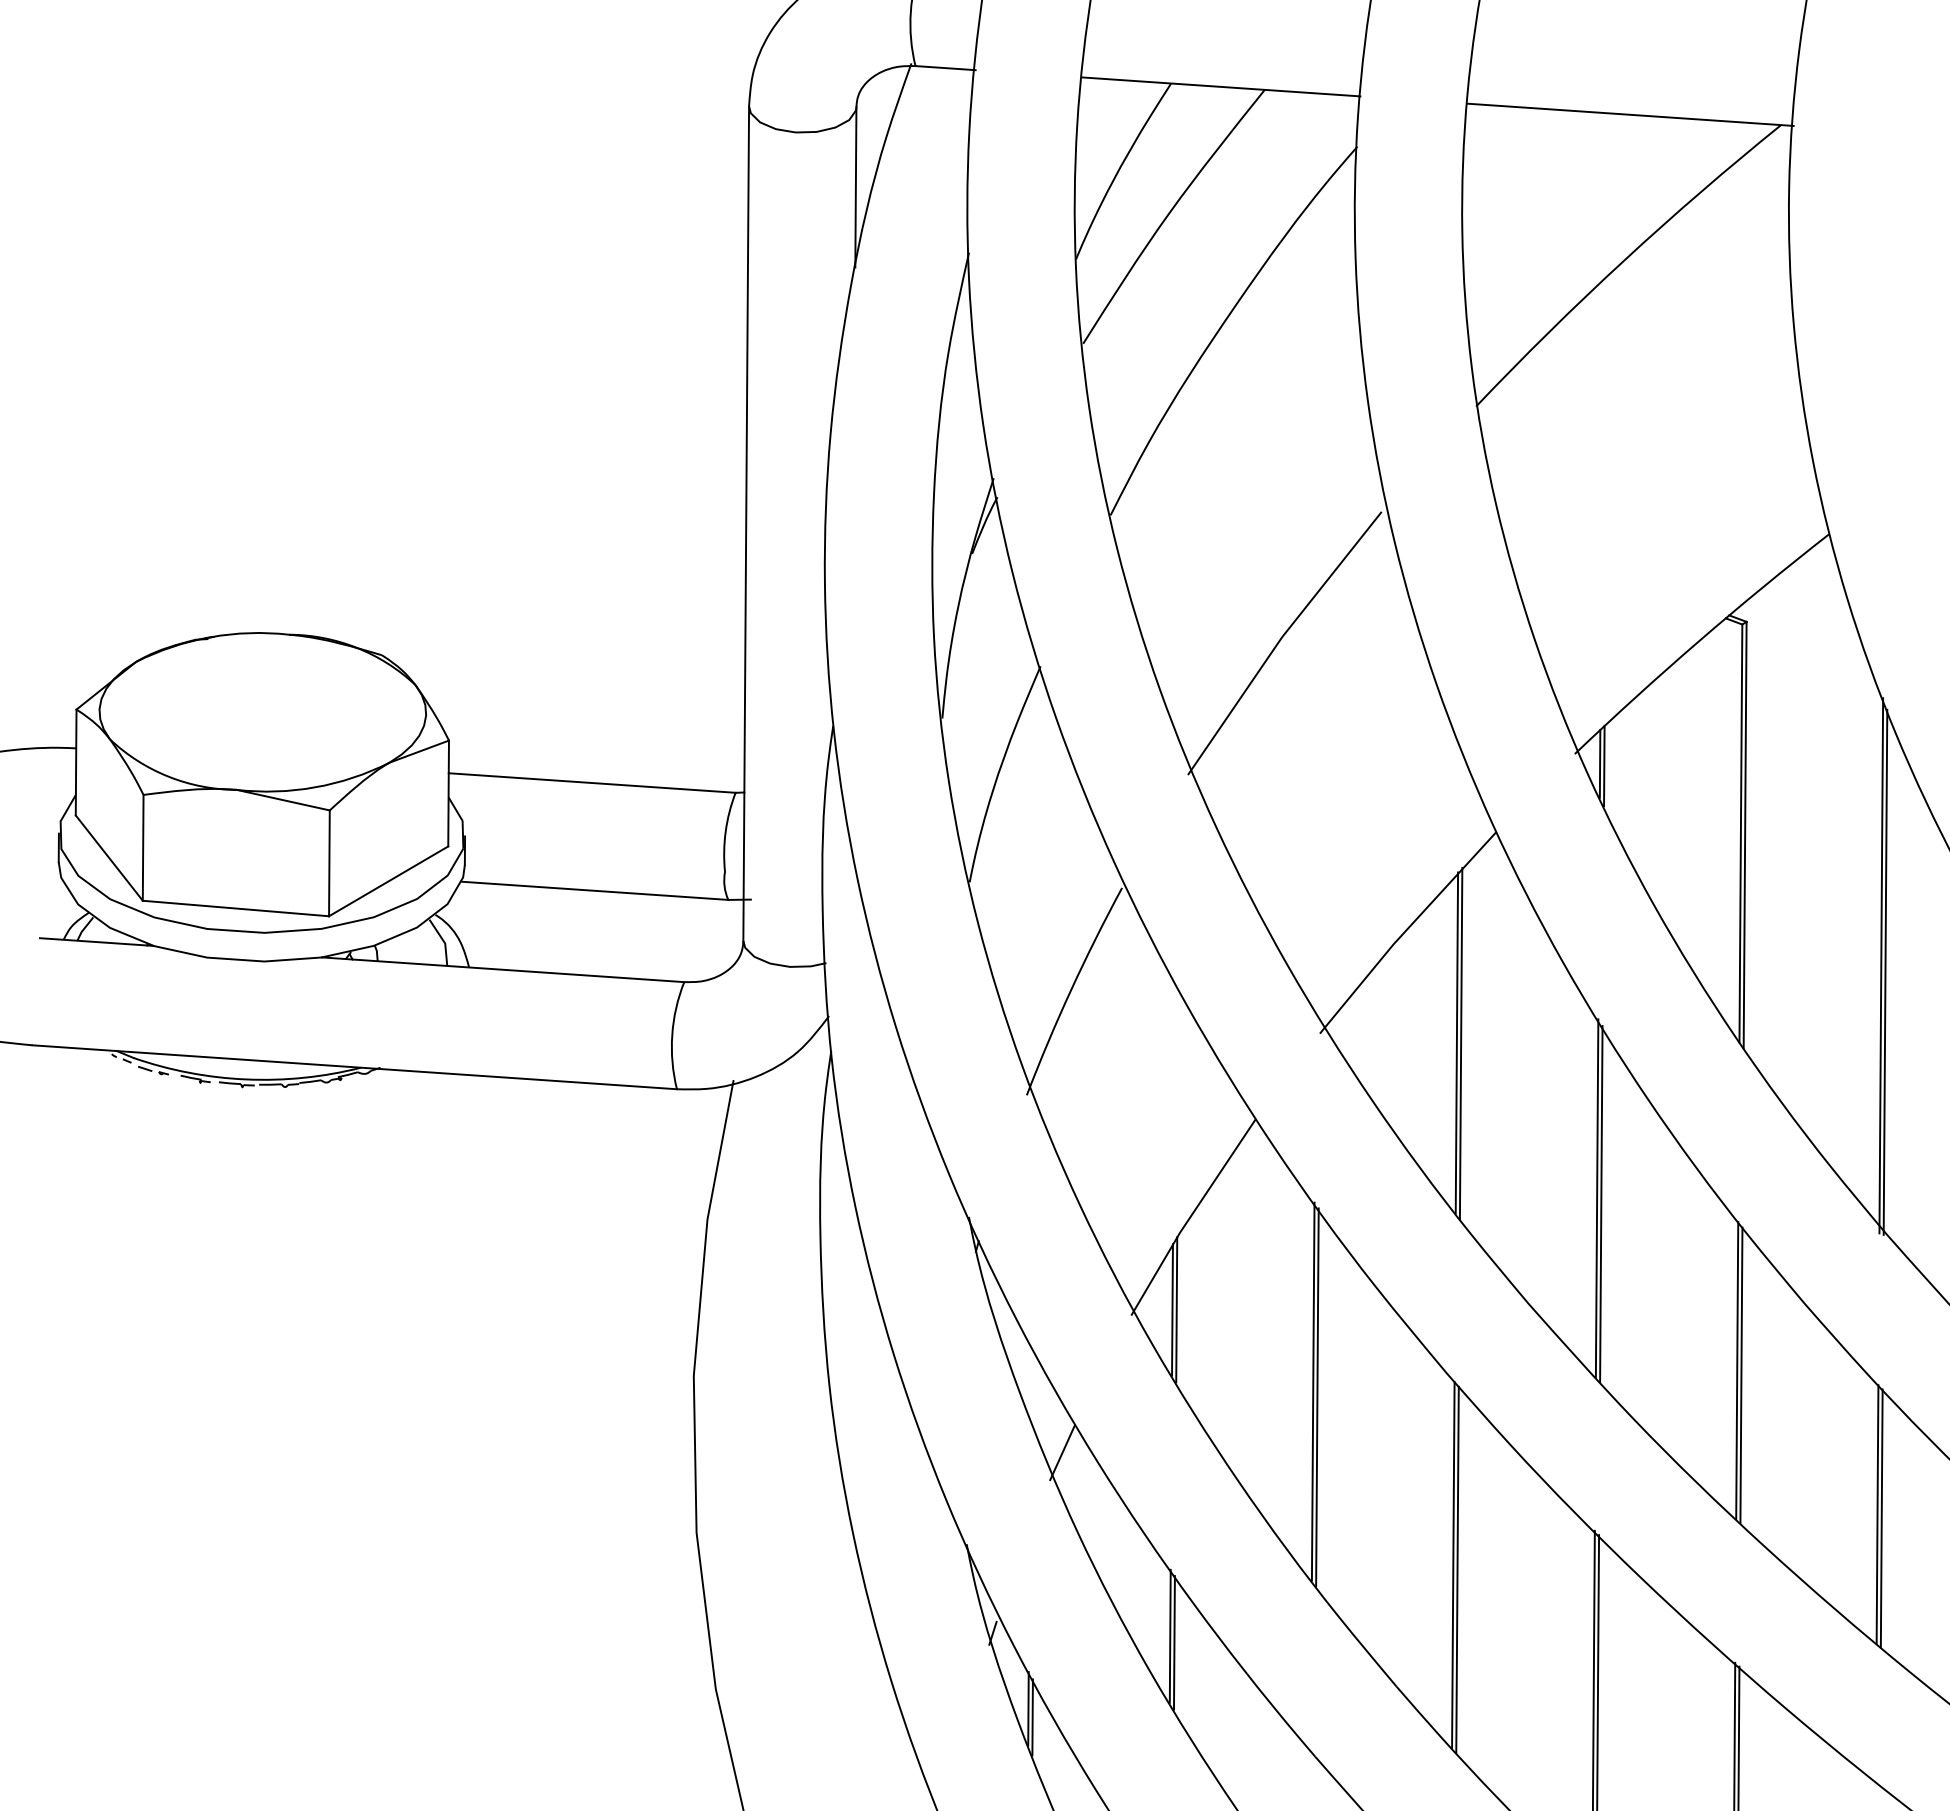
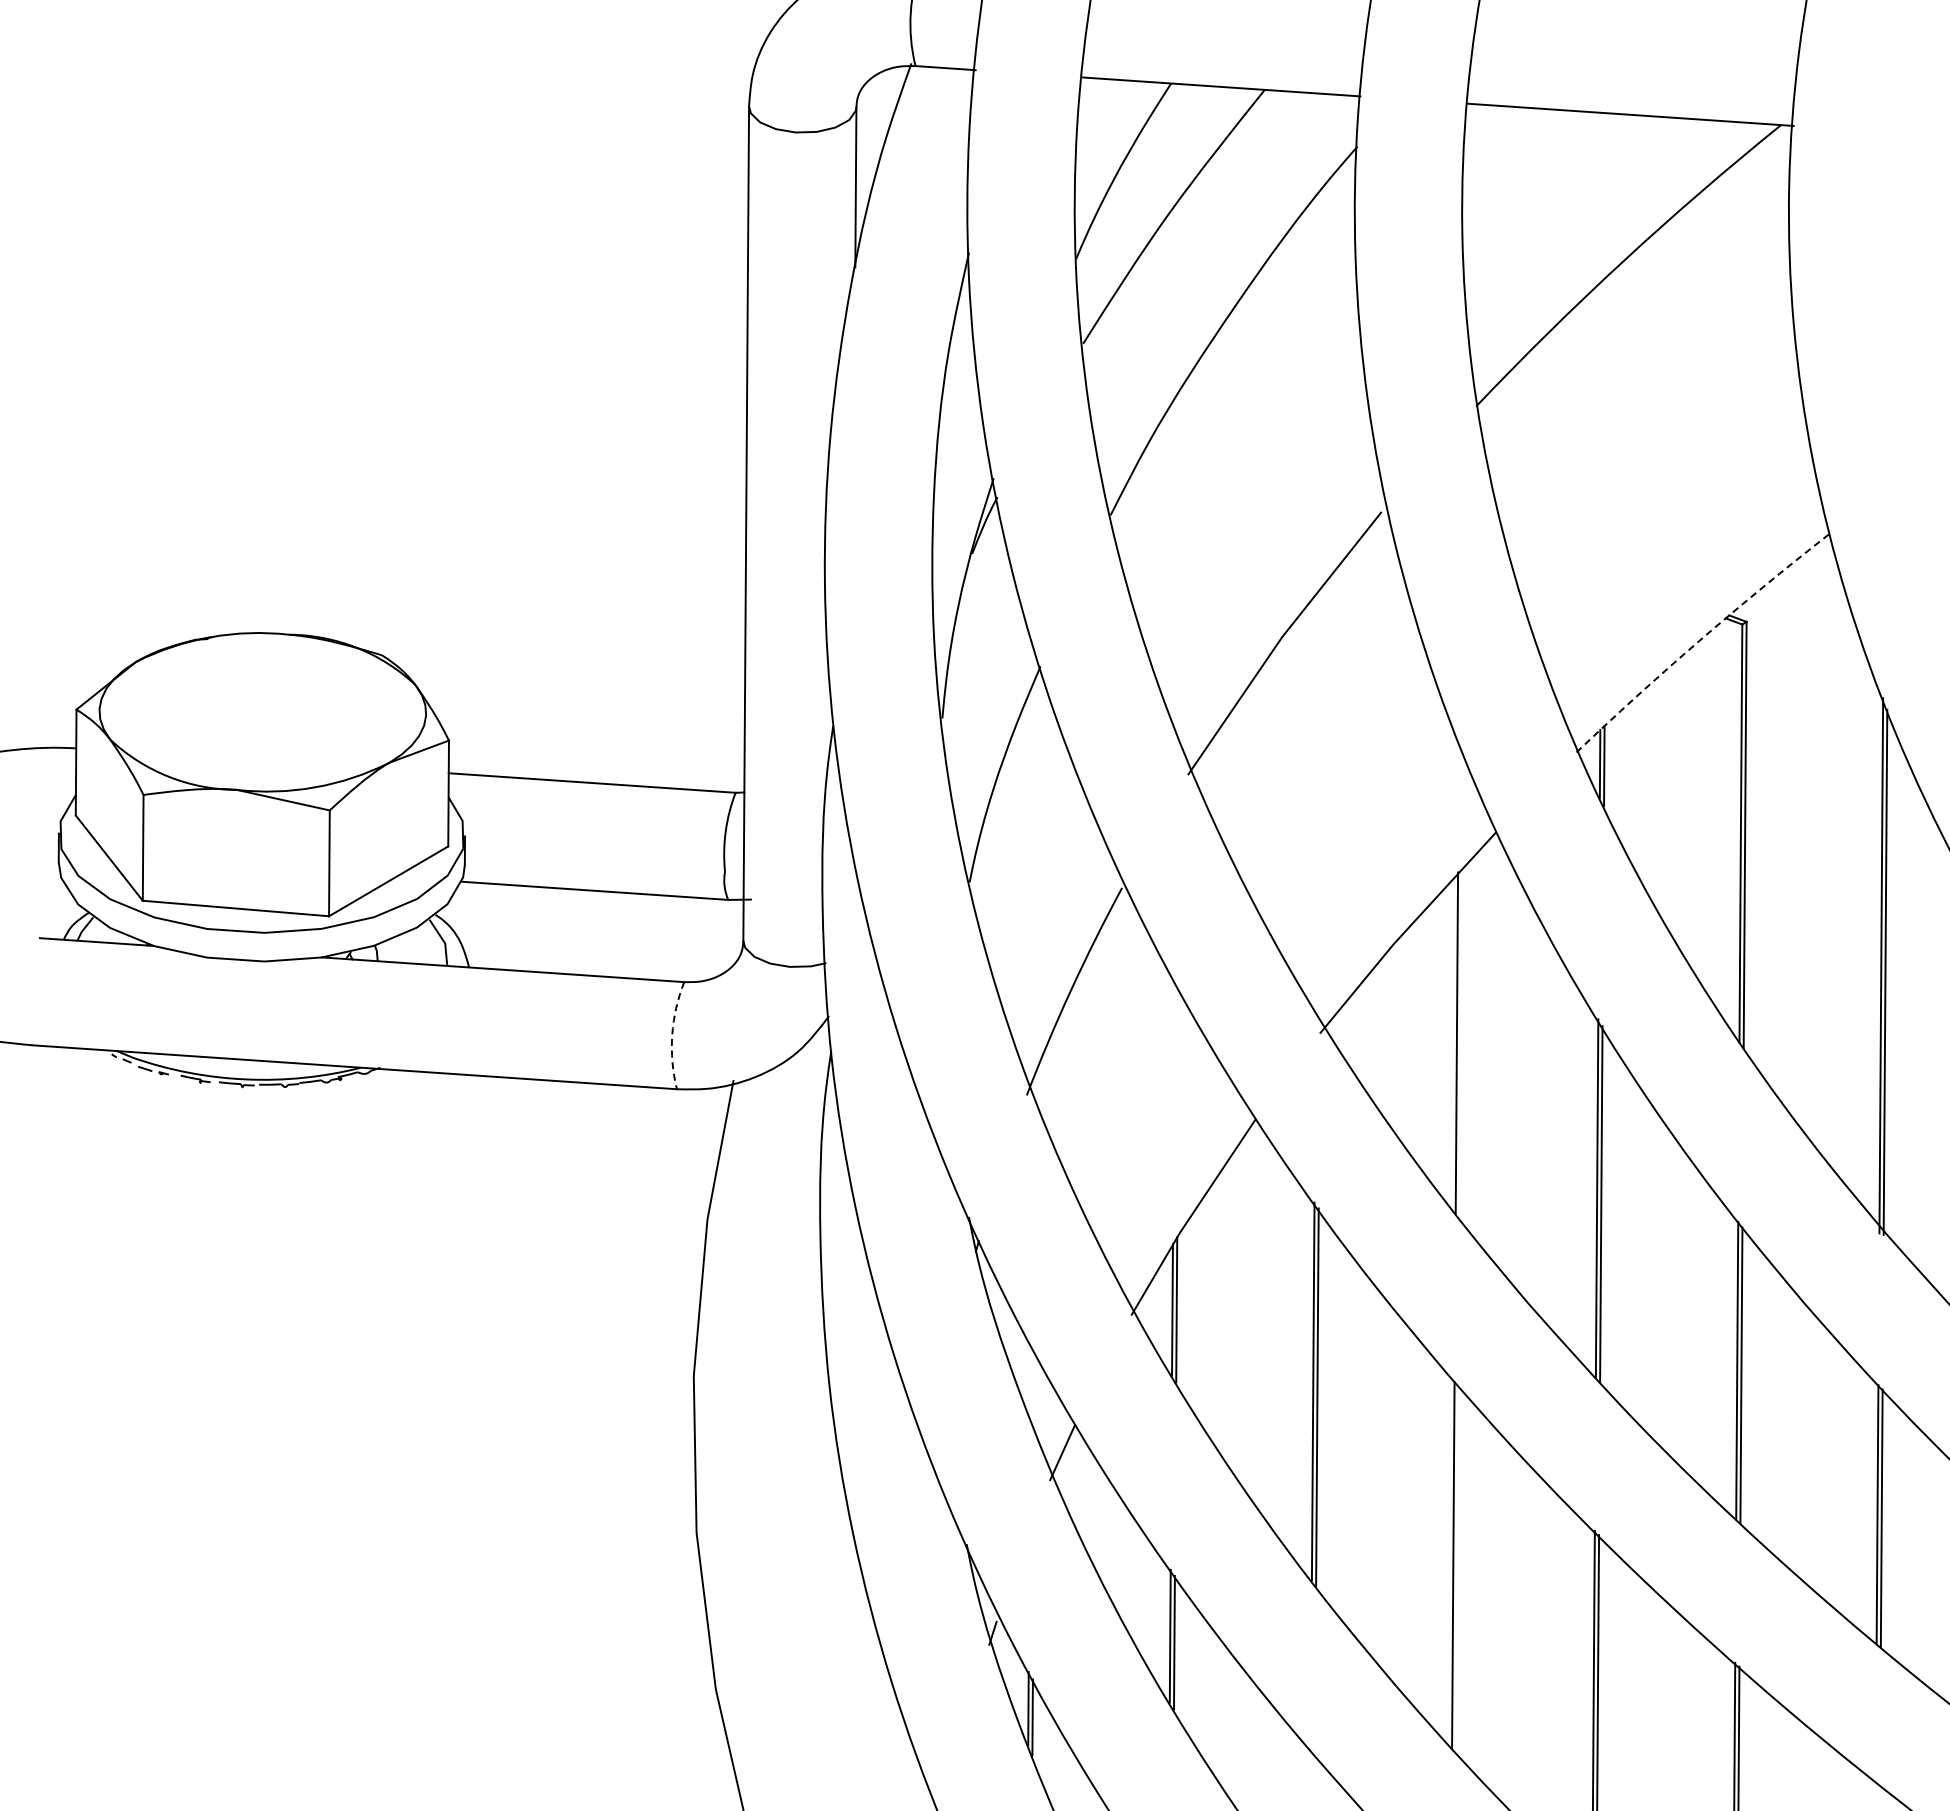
arc: solid -> dashed (1699, 641)
arc: solid -> dashed (672, 1035)
line: present -> none (1460, 1043)
line: present -> none (1457, 1569)
